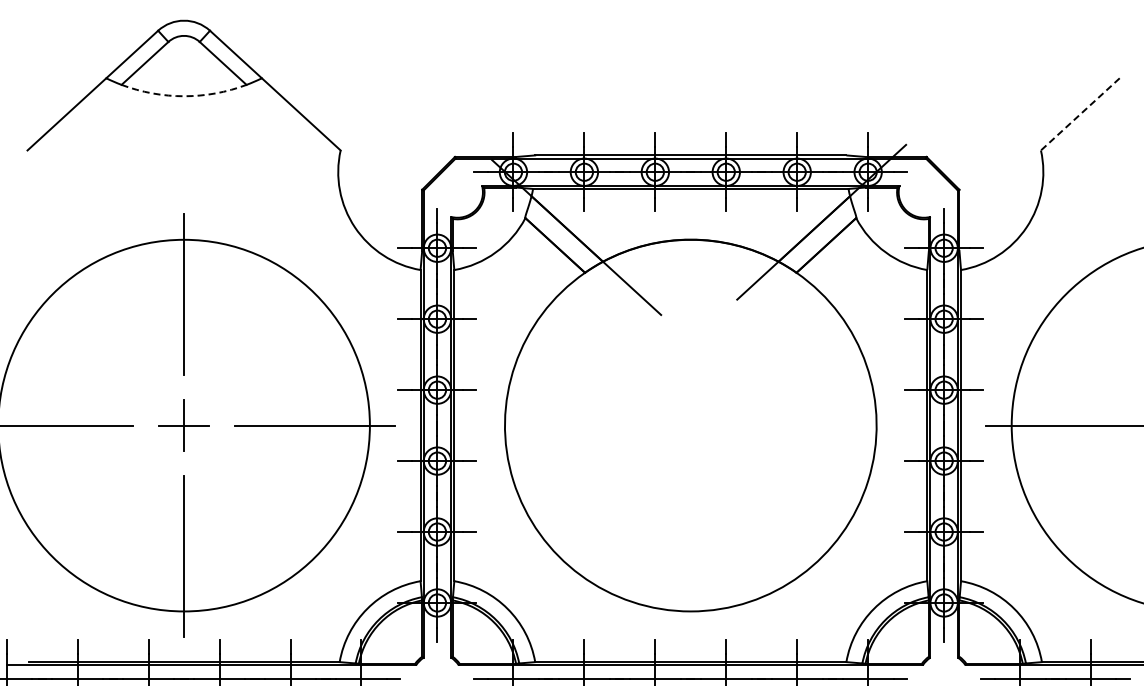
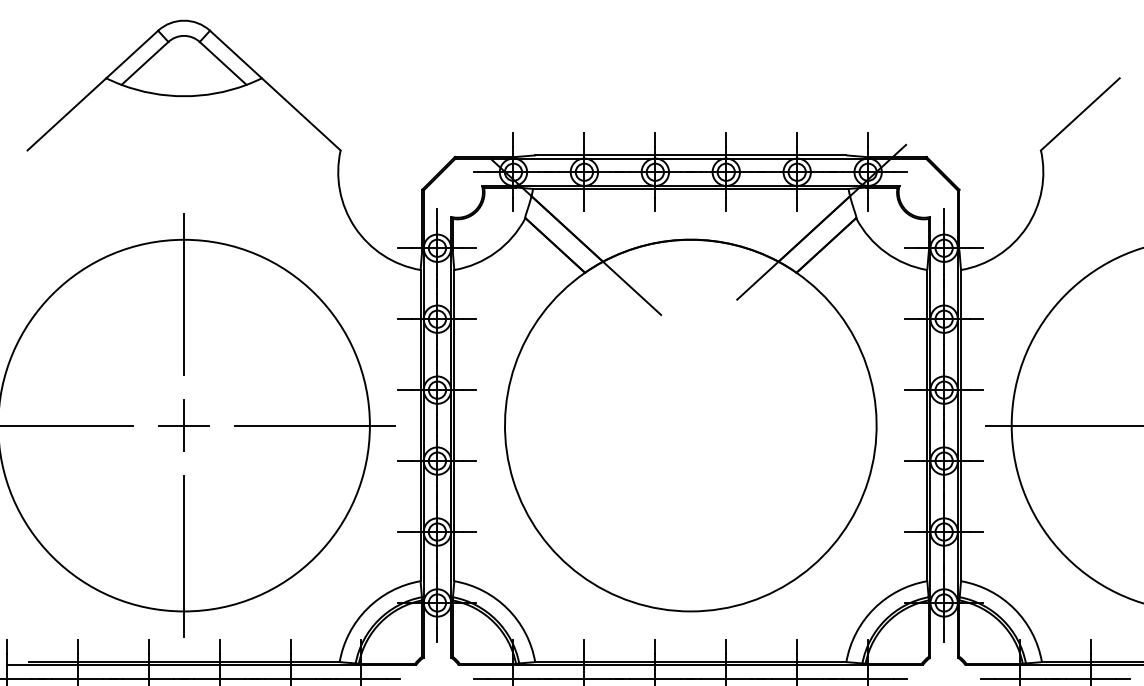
arc: dashed -> solid (184, 96)
line: dashed -> solid (1079, 114)
